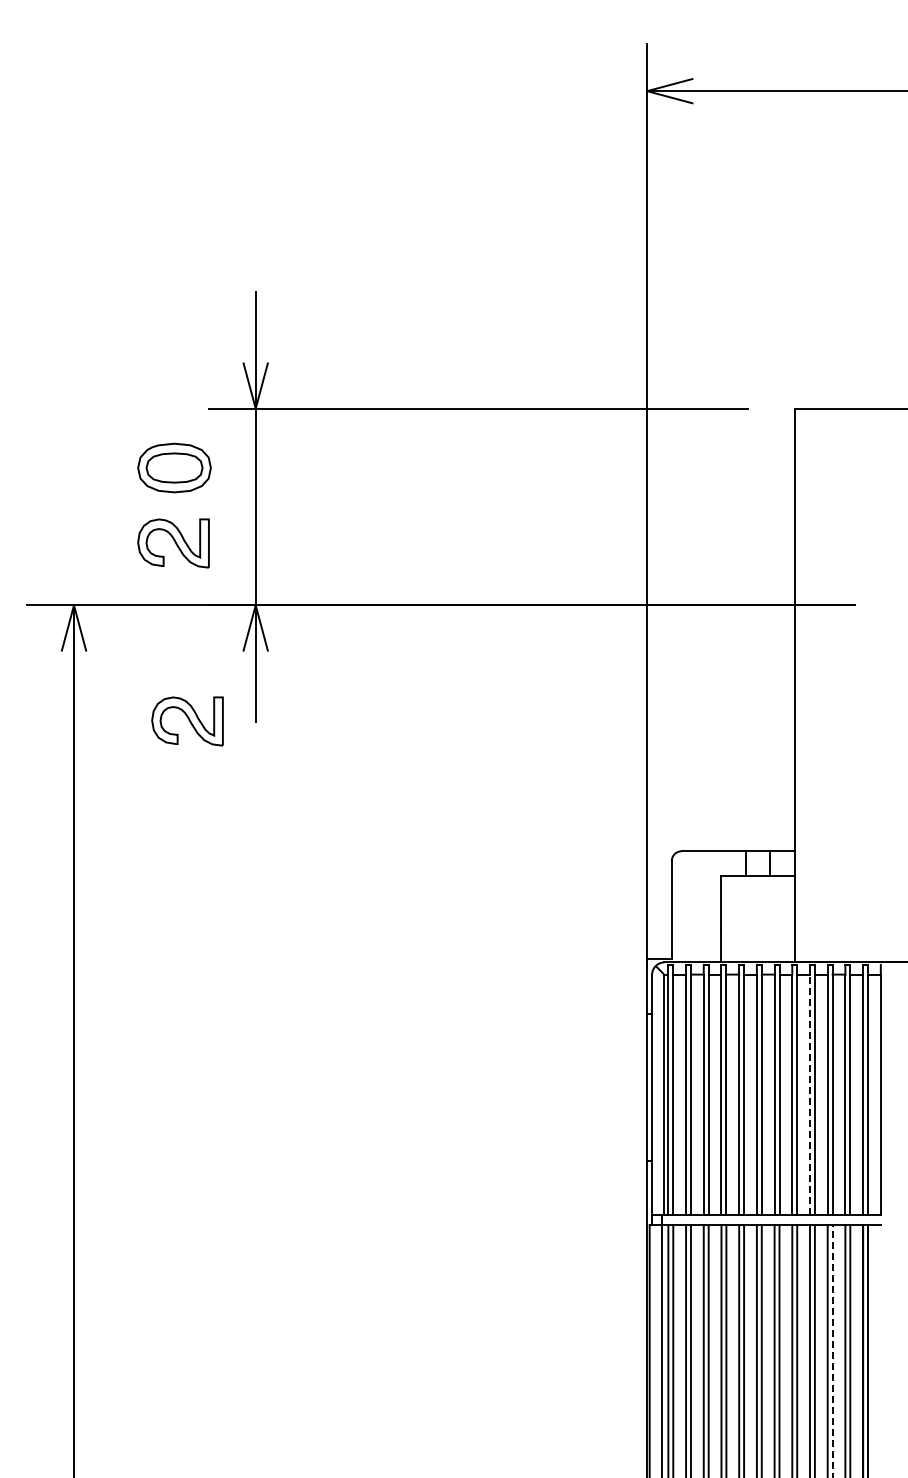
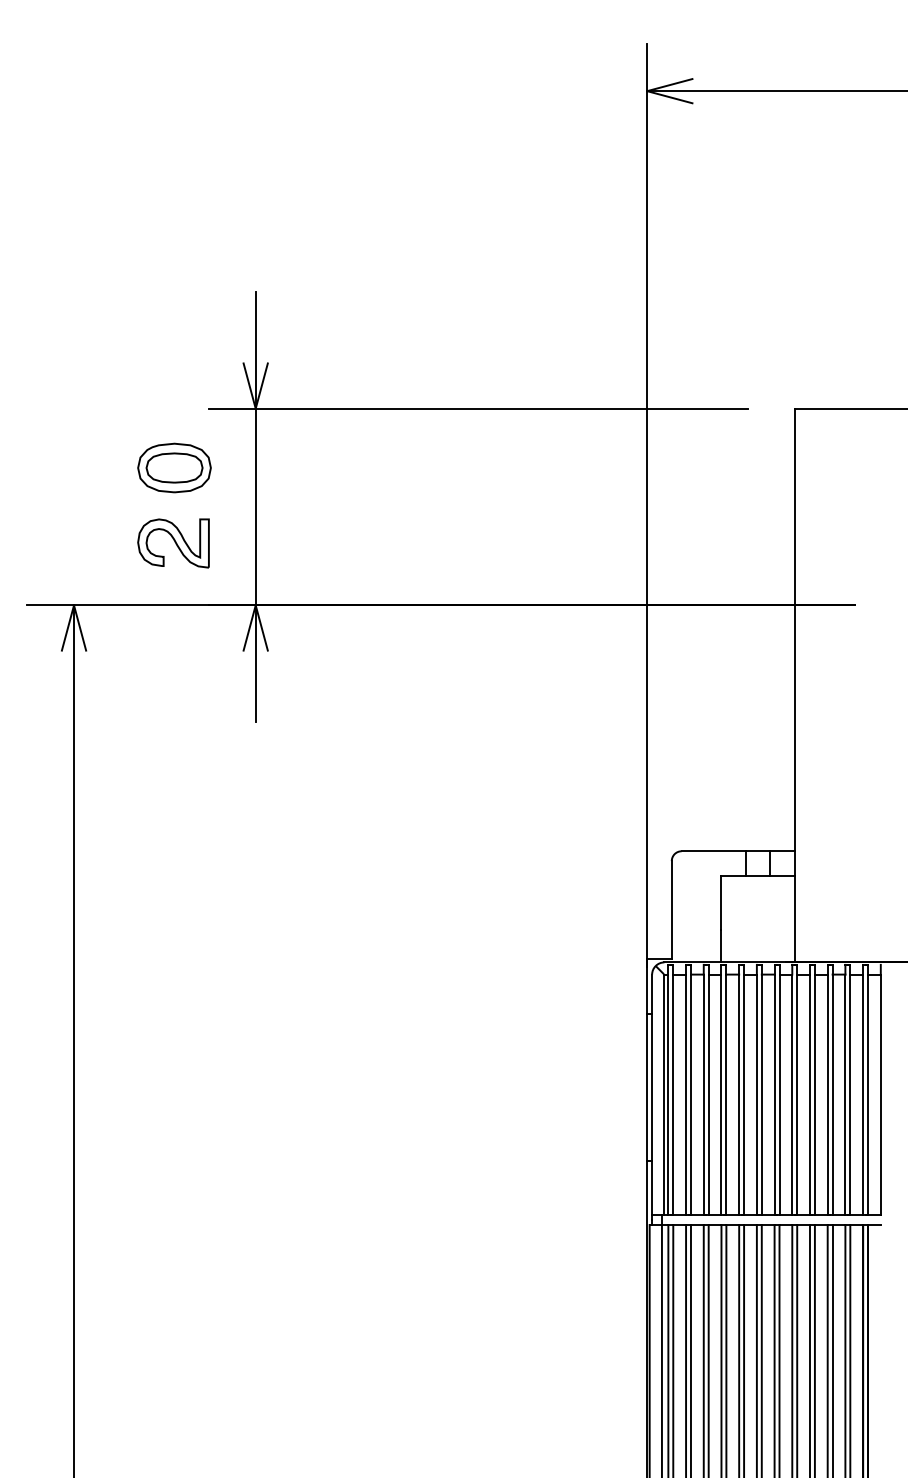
part: present -> none (187, 721)
line: dashed -> solid (809, 1094)
line: dashed -> solid (832, 1350)
